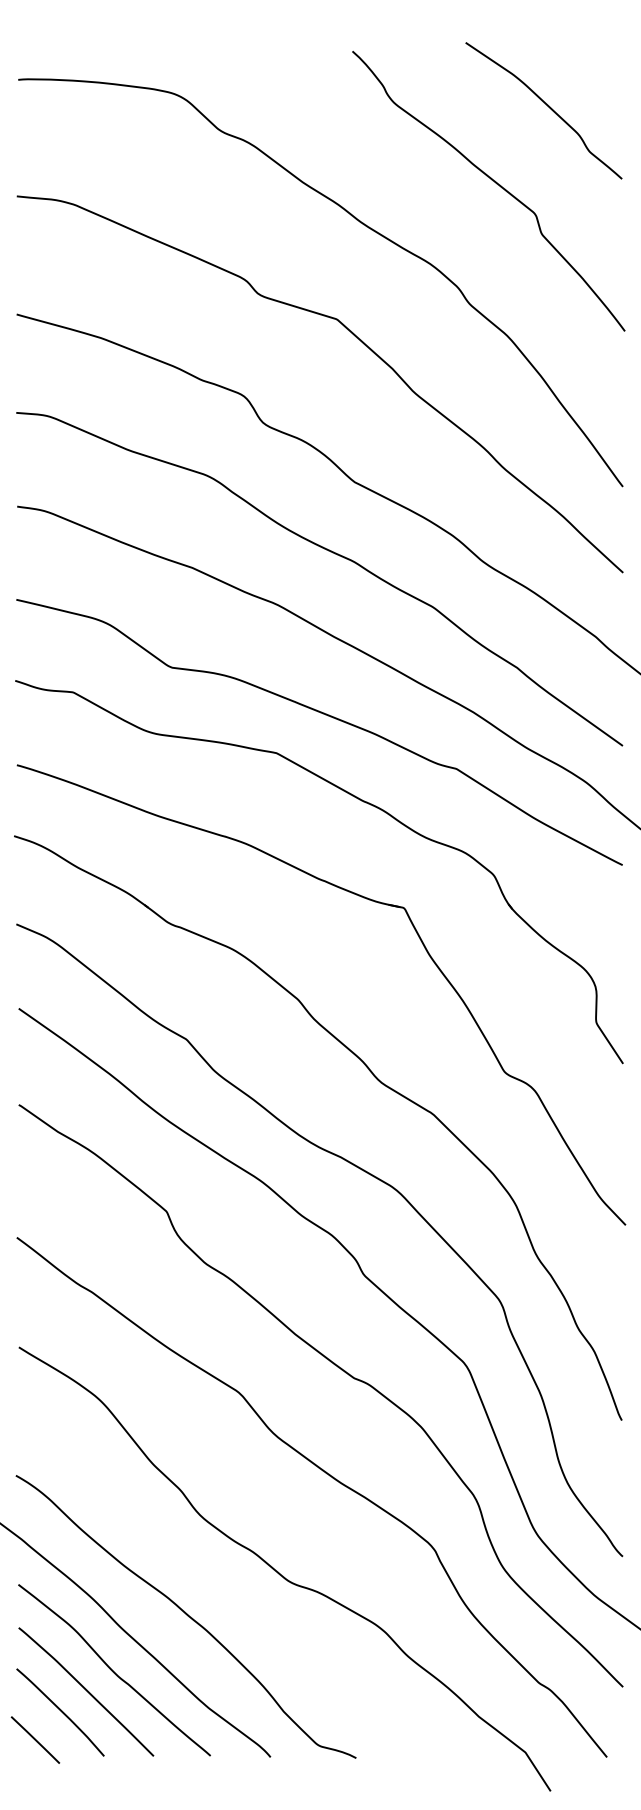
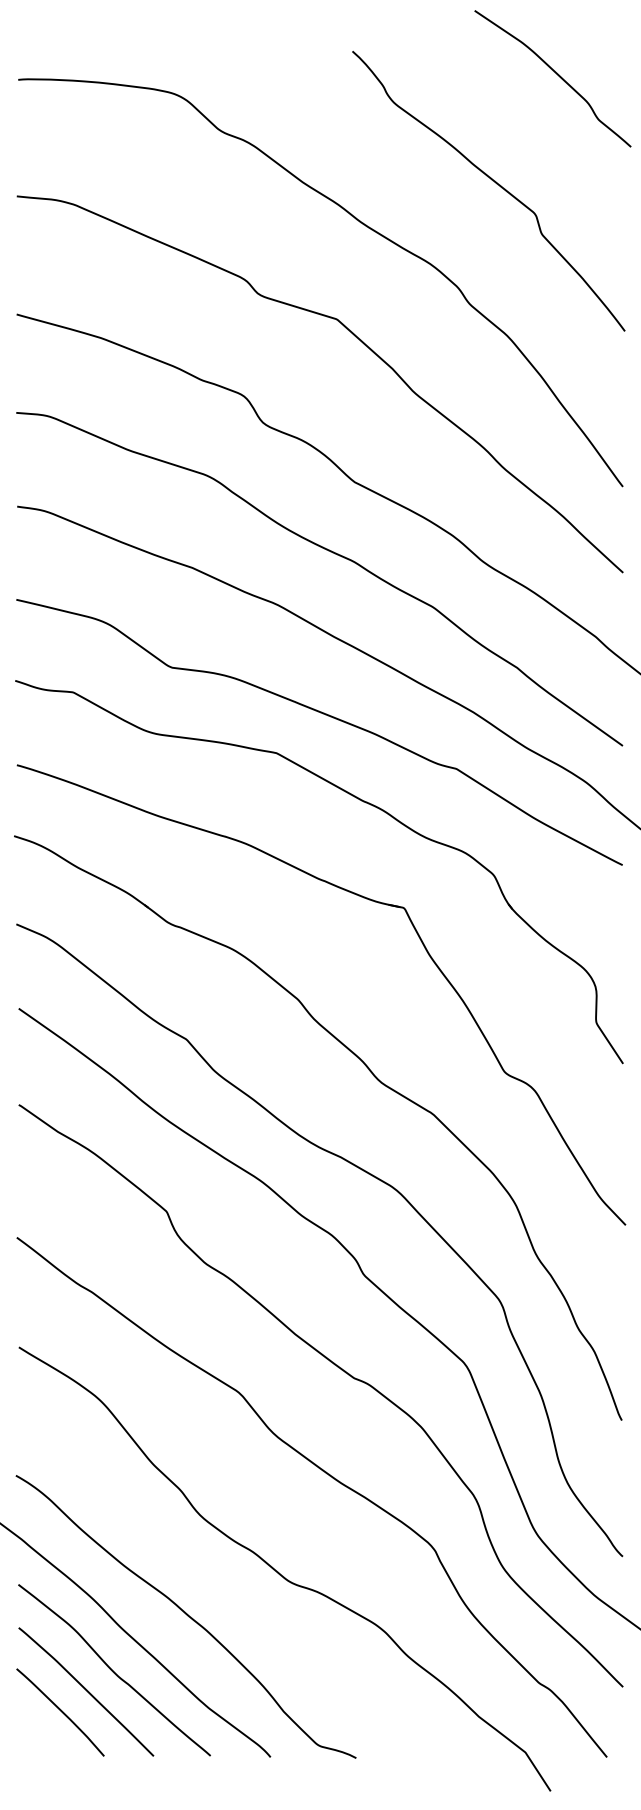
curve position: (547, 106) -> (556, 74) (556, 74)
line: present -> none (35, 1739)
